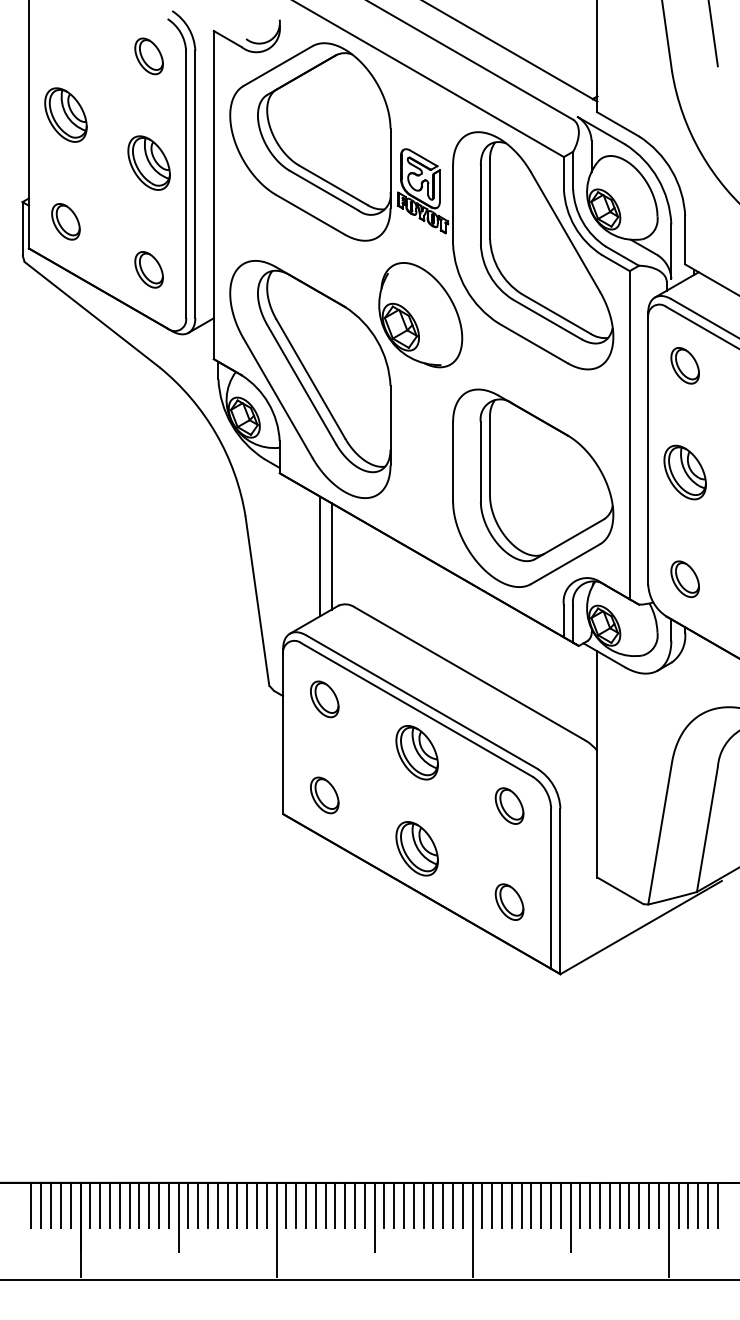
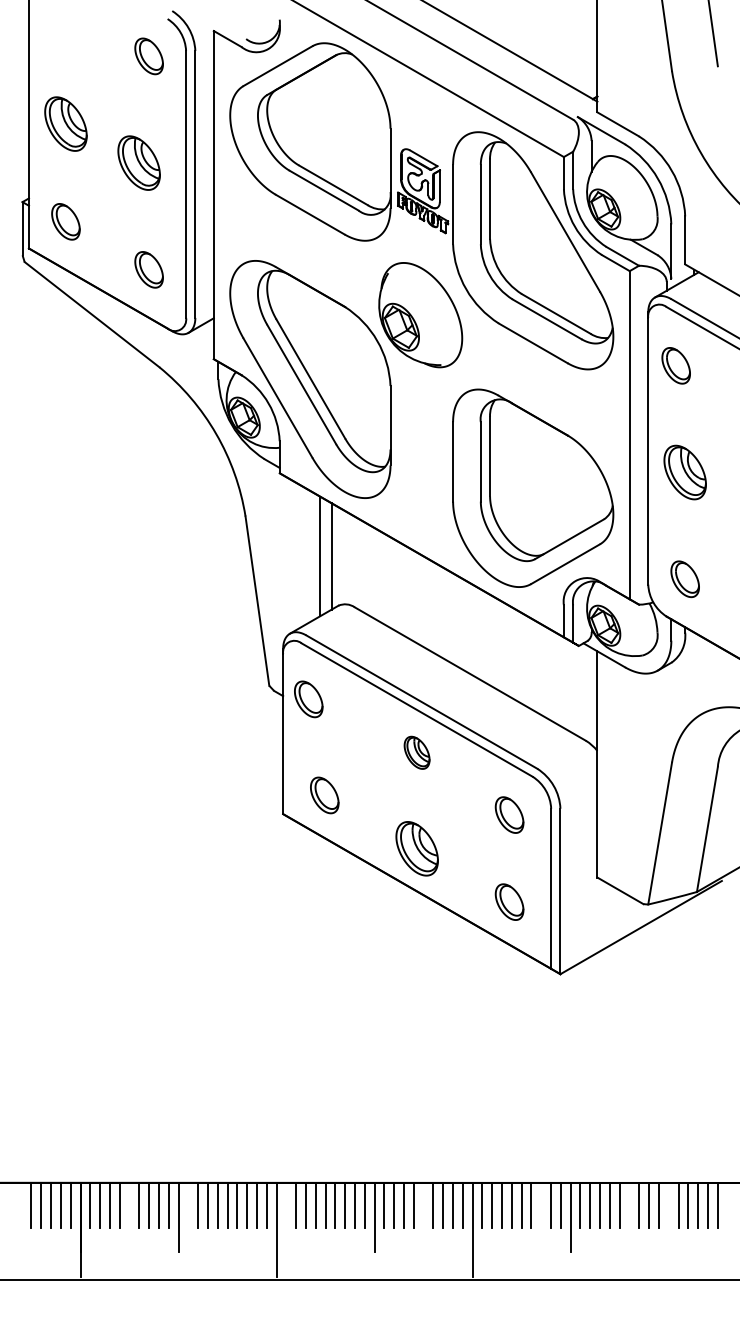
part position: (65, 114) -> (65, 123) (65, 123)
part position: (148, 162) -> (138, 162) (138, 162)
part position: (684, 365) -> (675, 365) (675, 365)
part position: (324, 699) -> (308, 699) (308, 699)
part size: 44x56 px -> 28x35 px (416, 752)
part position: (509, 805) -> (509, 814) (509, 814)
line: present -> none (129, 1204)
line: present -> none (188, 1204)
line: present -> none (286, 1204)
line: present -> none (423, 1204)
line: present -> none (541, 1204)
line: present -> none (629, 1204)
line: present -> none (668, 1229)
